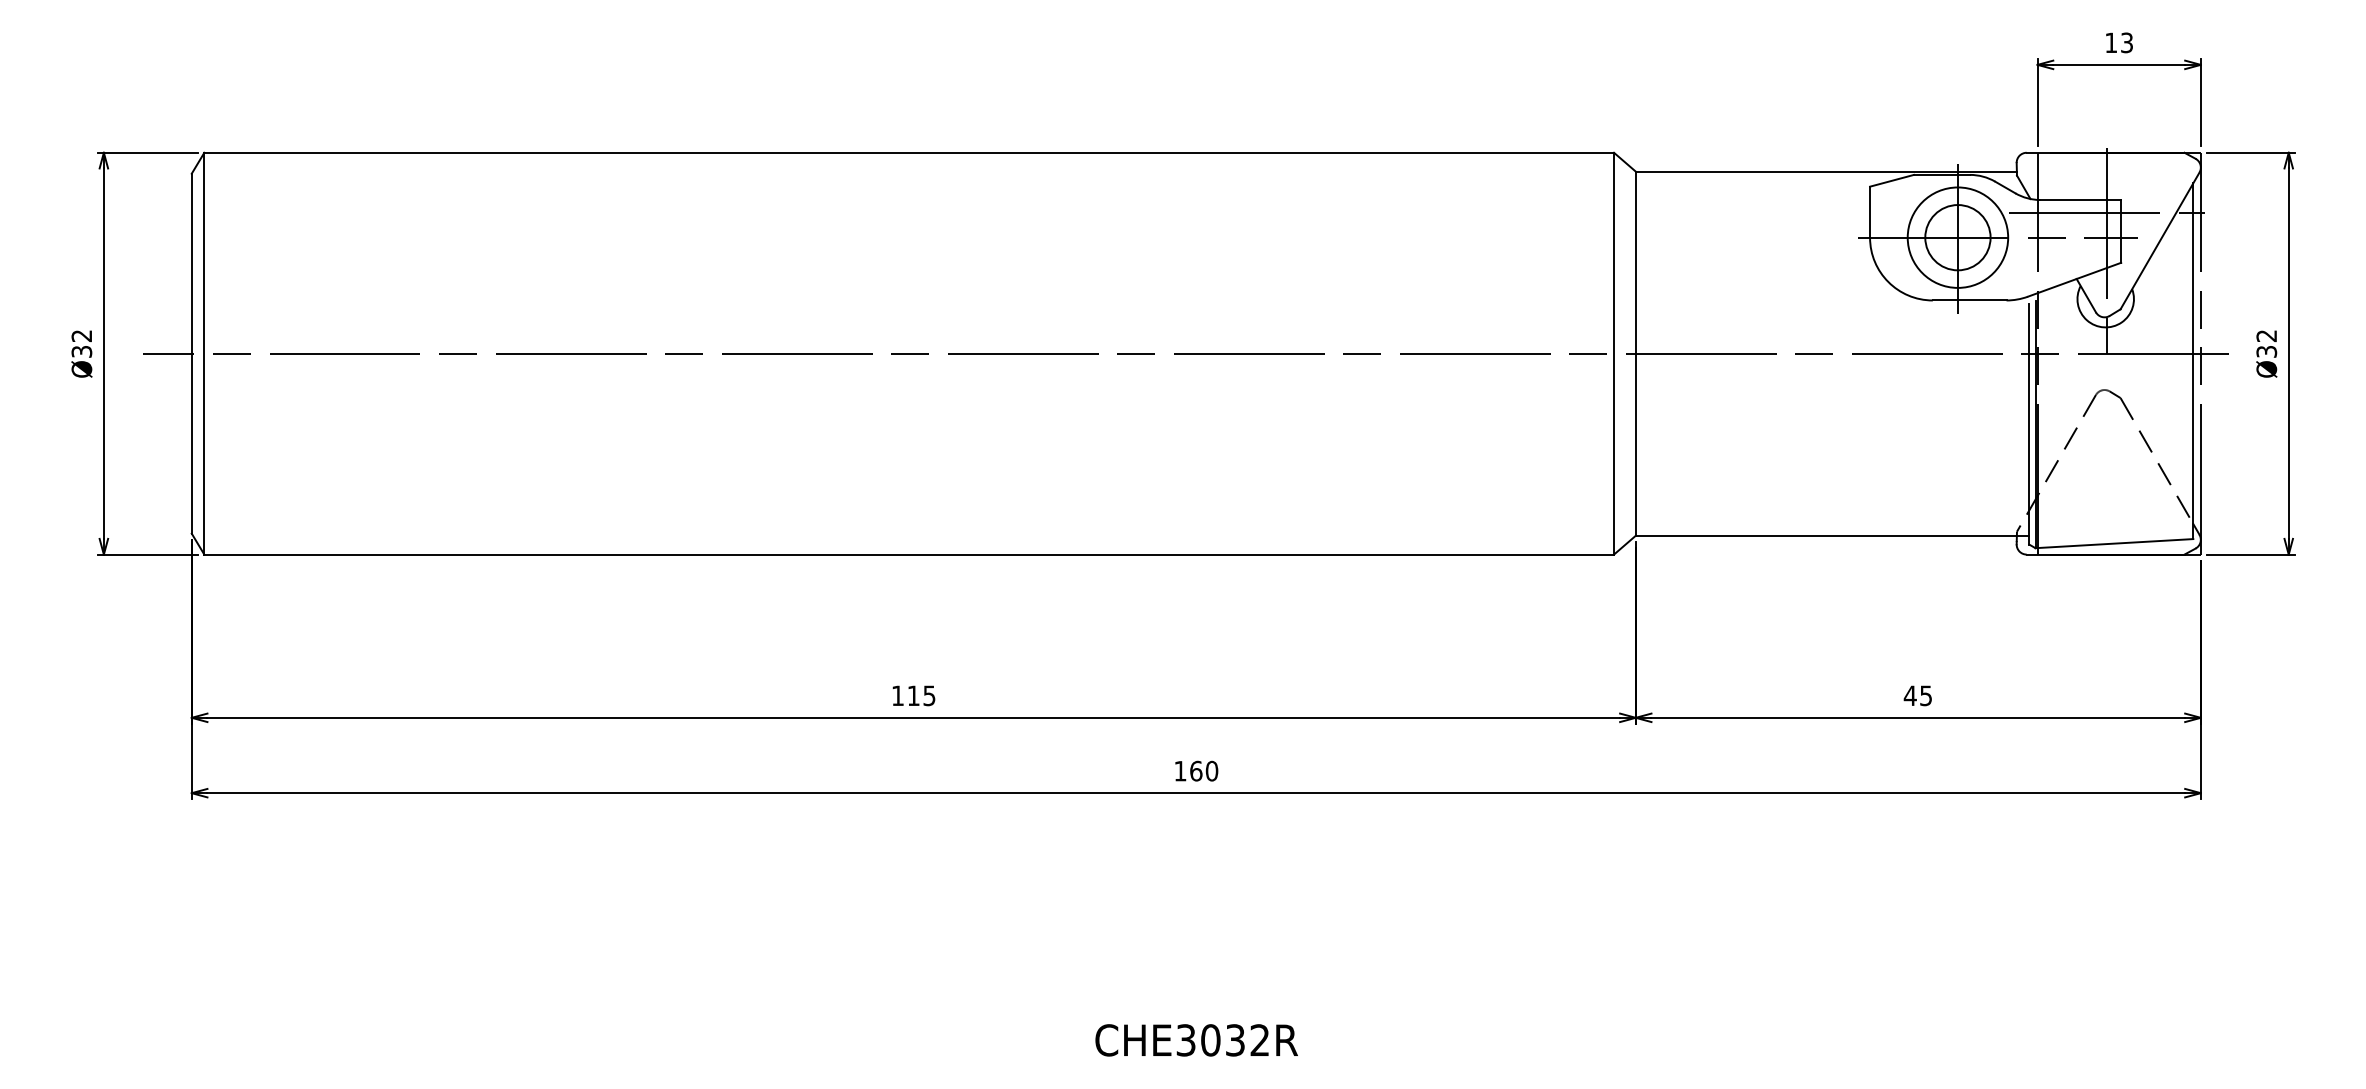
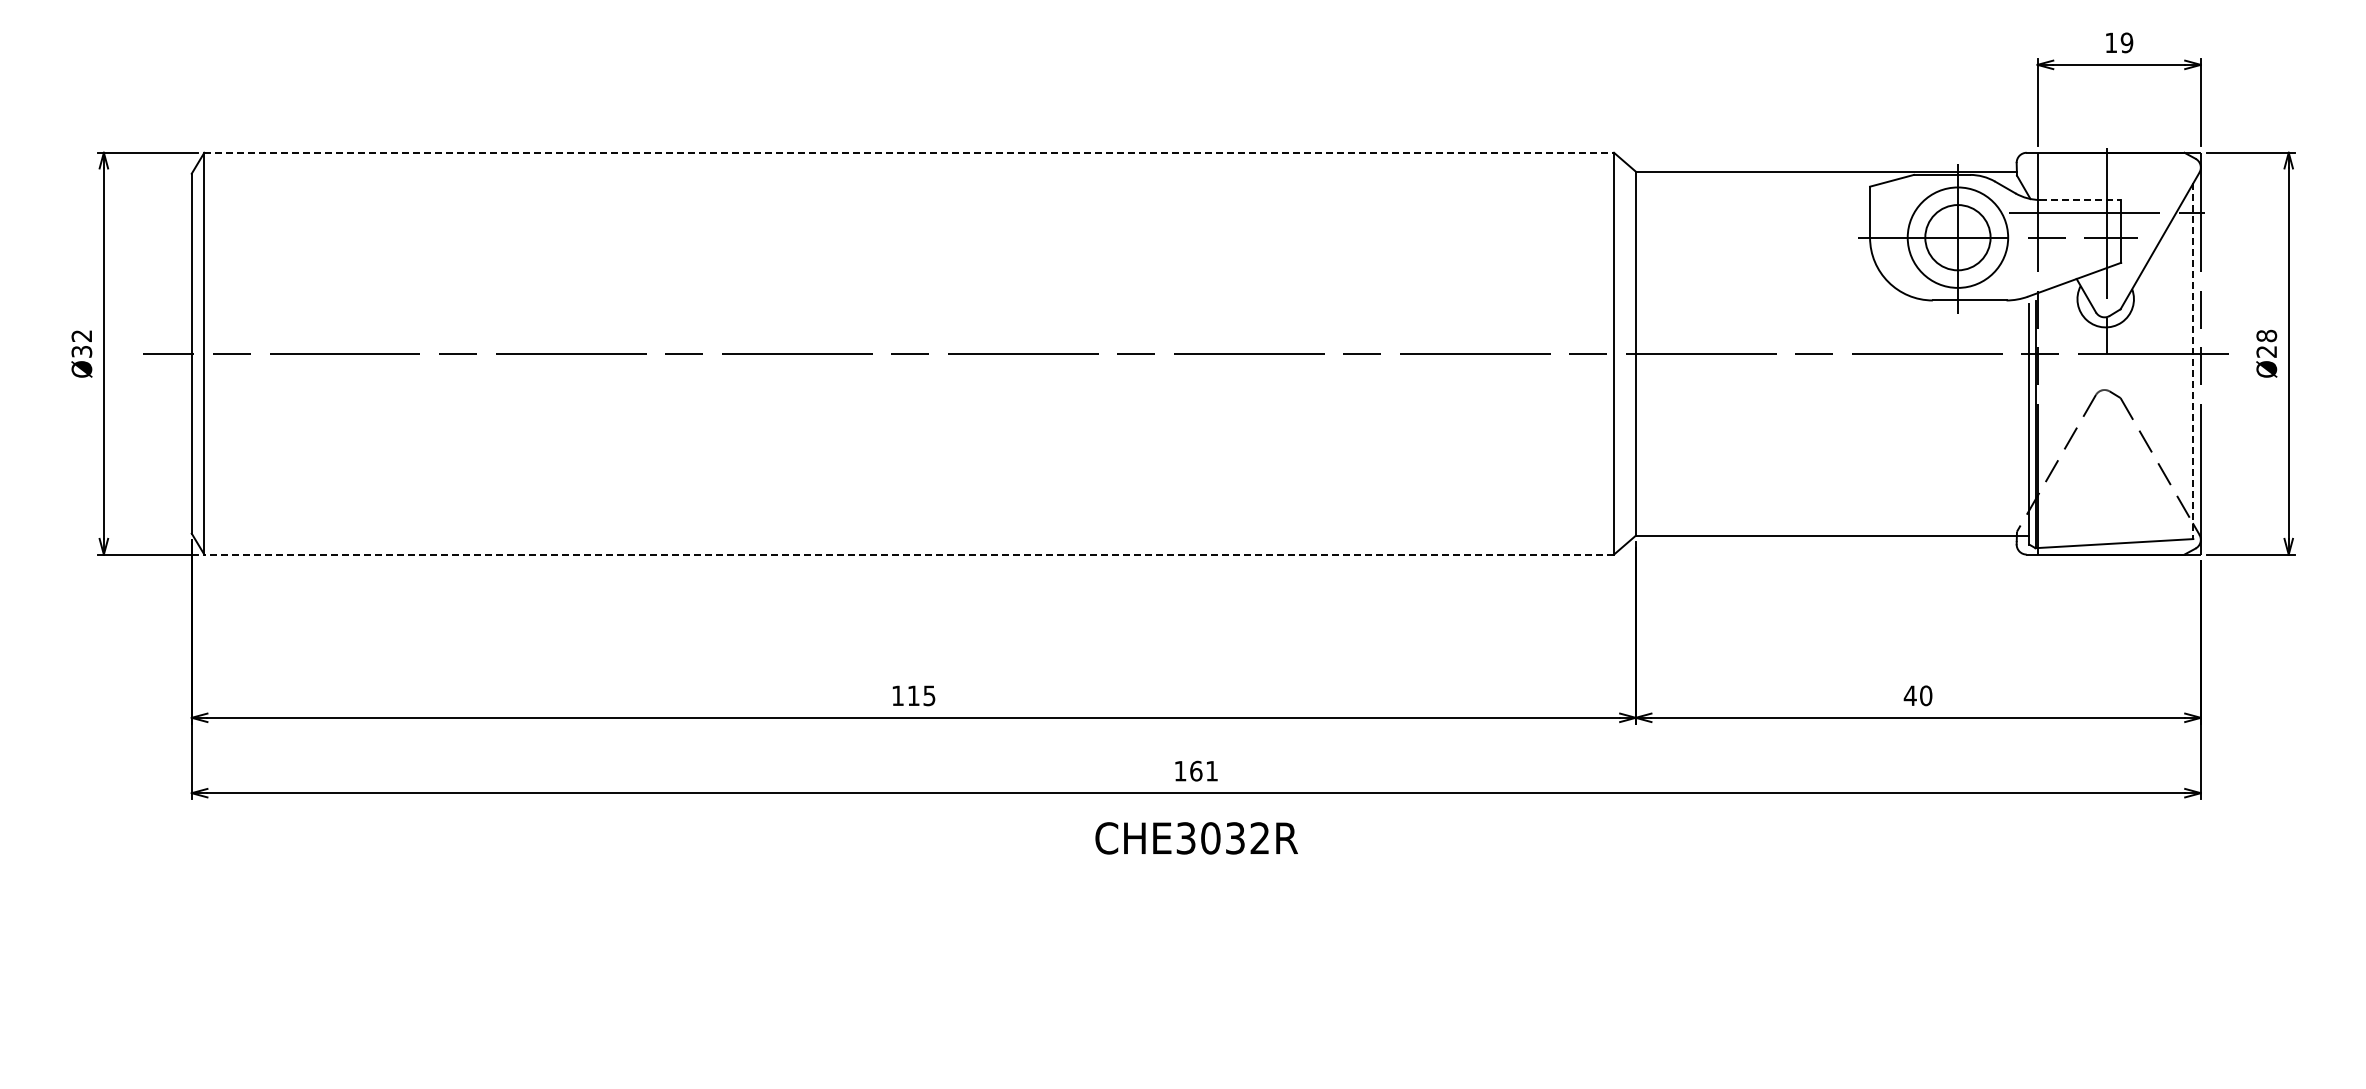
text: 13 -> 19 (2126, 42)
line: solid -> dashed (909, 152)
line: solid -> dashed (2081, 200)
text: Ø32 -> Ø28 (2266, 343)
line: solid -> dashed (2193, 361)
line: solid -> dashed (909, 554)
text: 45 -> 40 (1926, 695)
text: 160 -> 161 (1211, 770)
text position: (1196, 1040) -> (1196, 838) (1196, 838)
